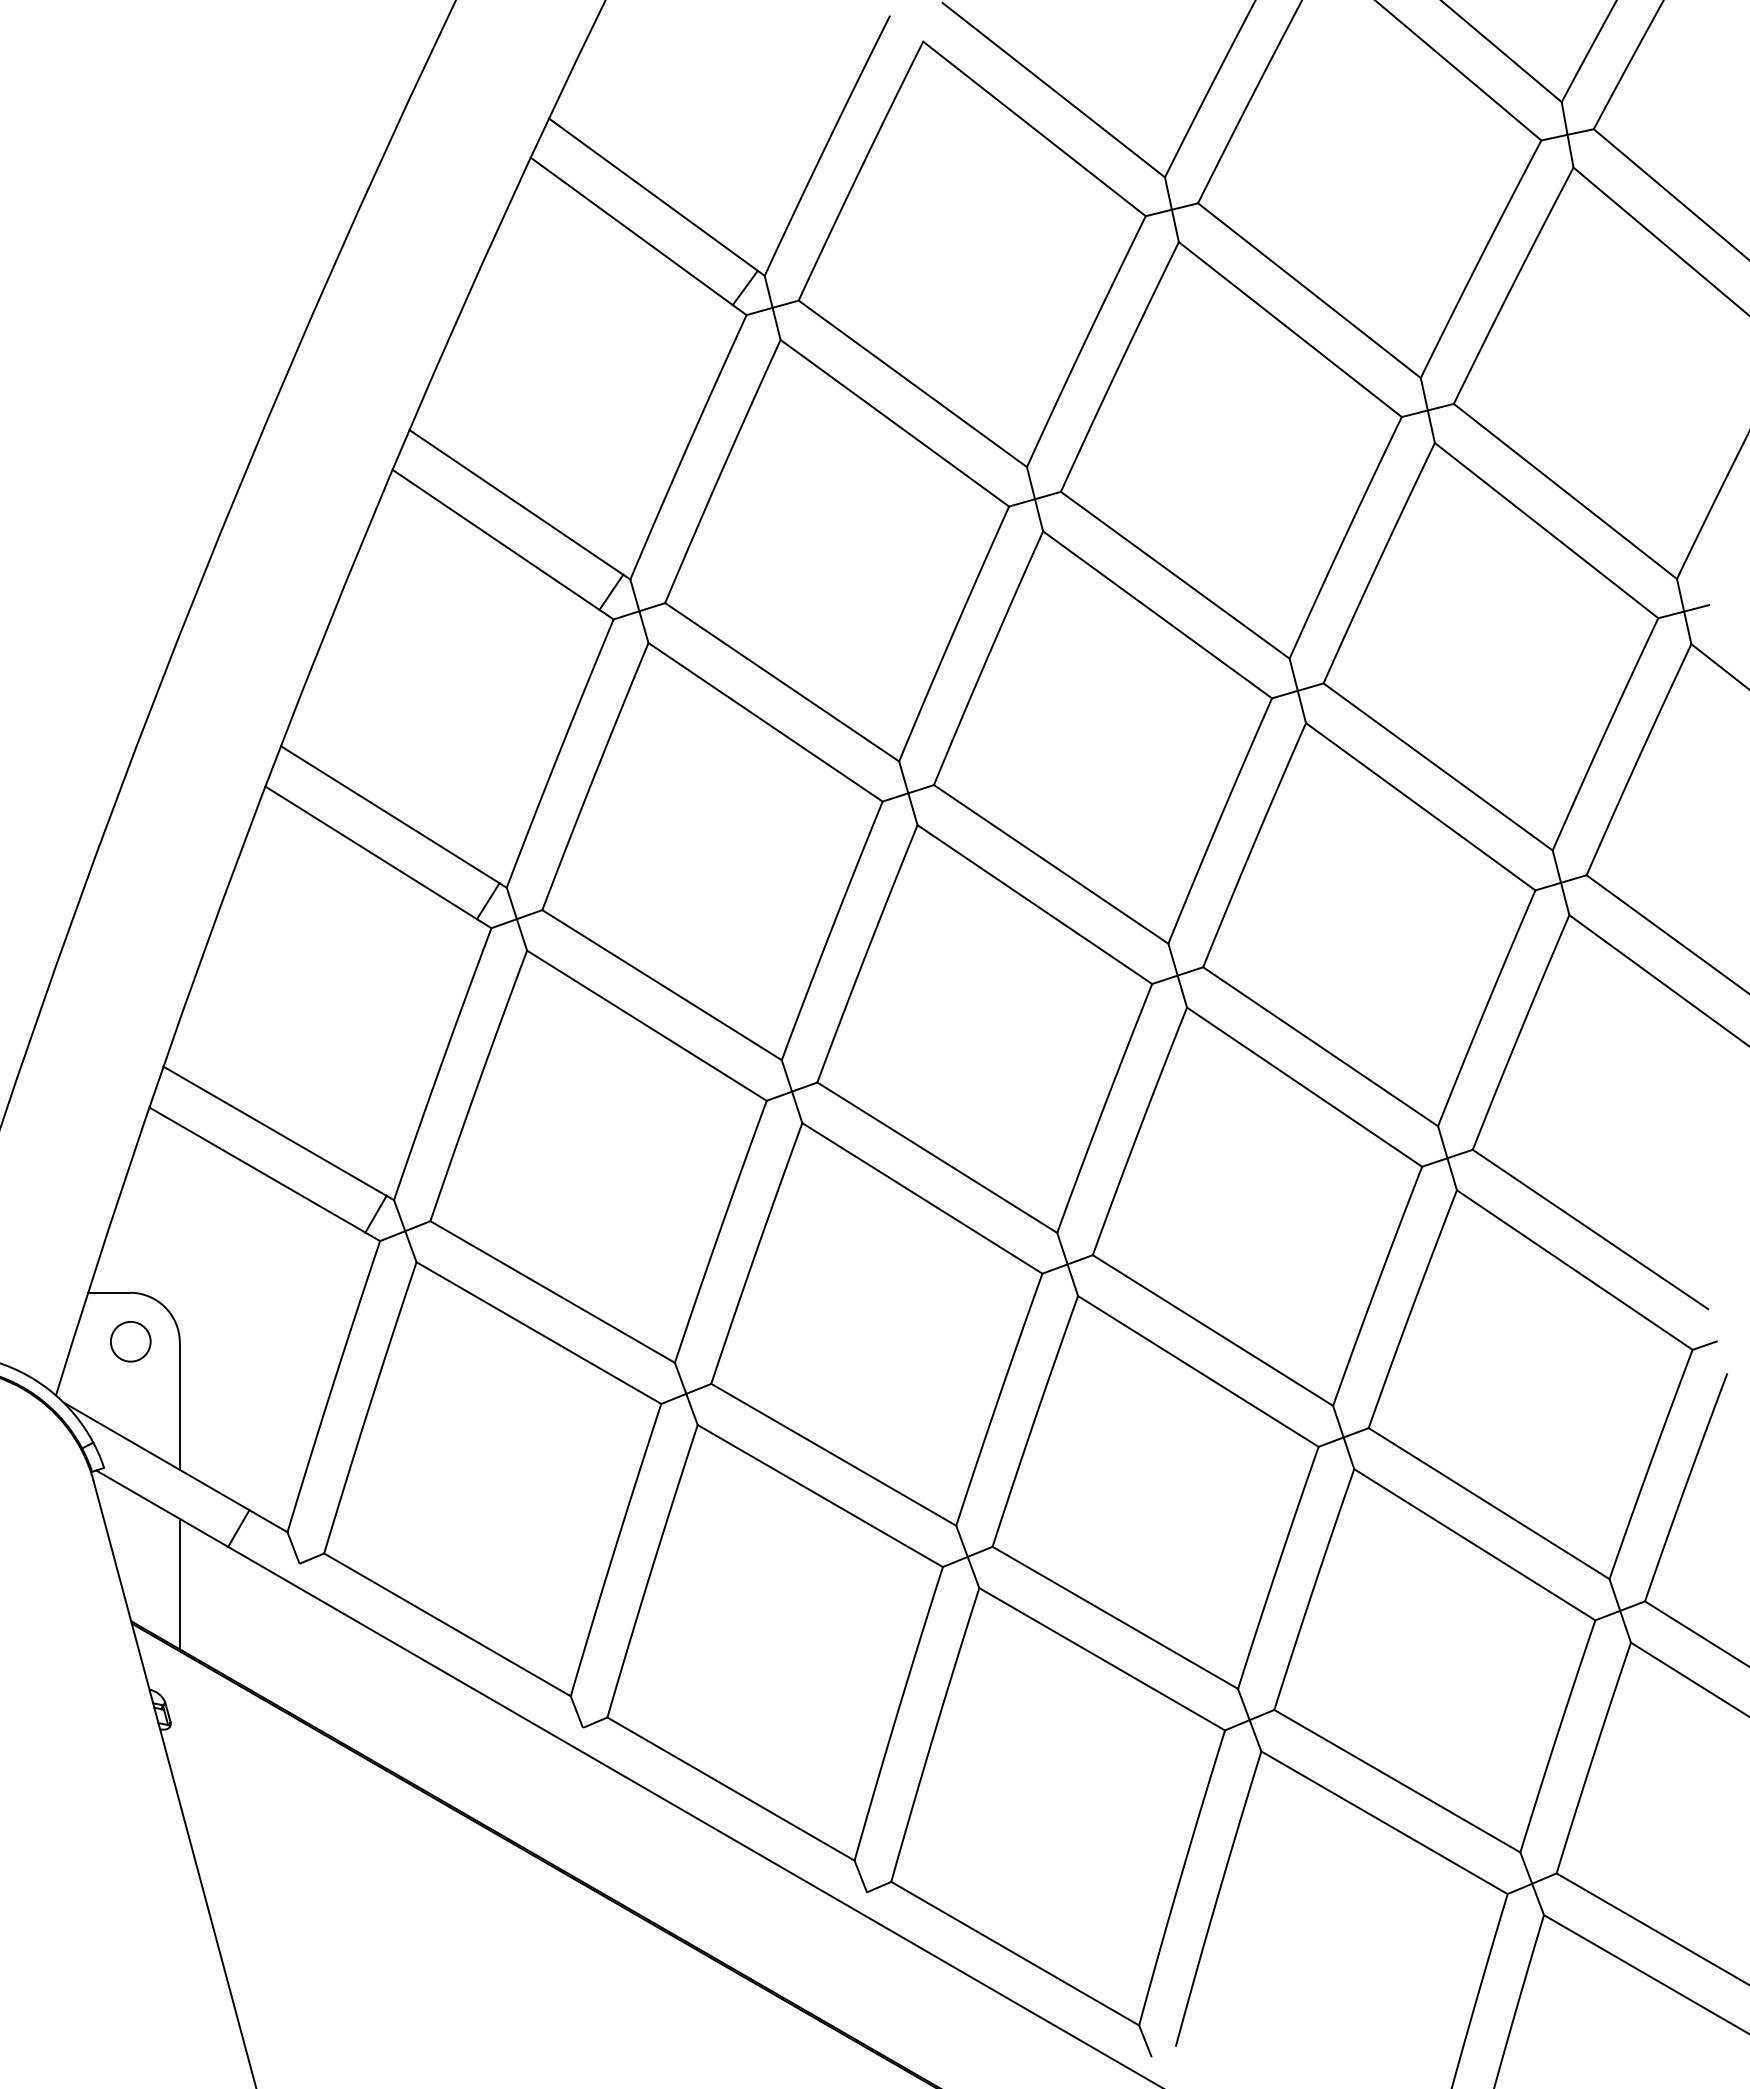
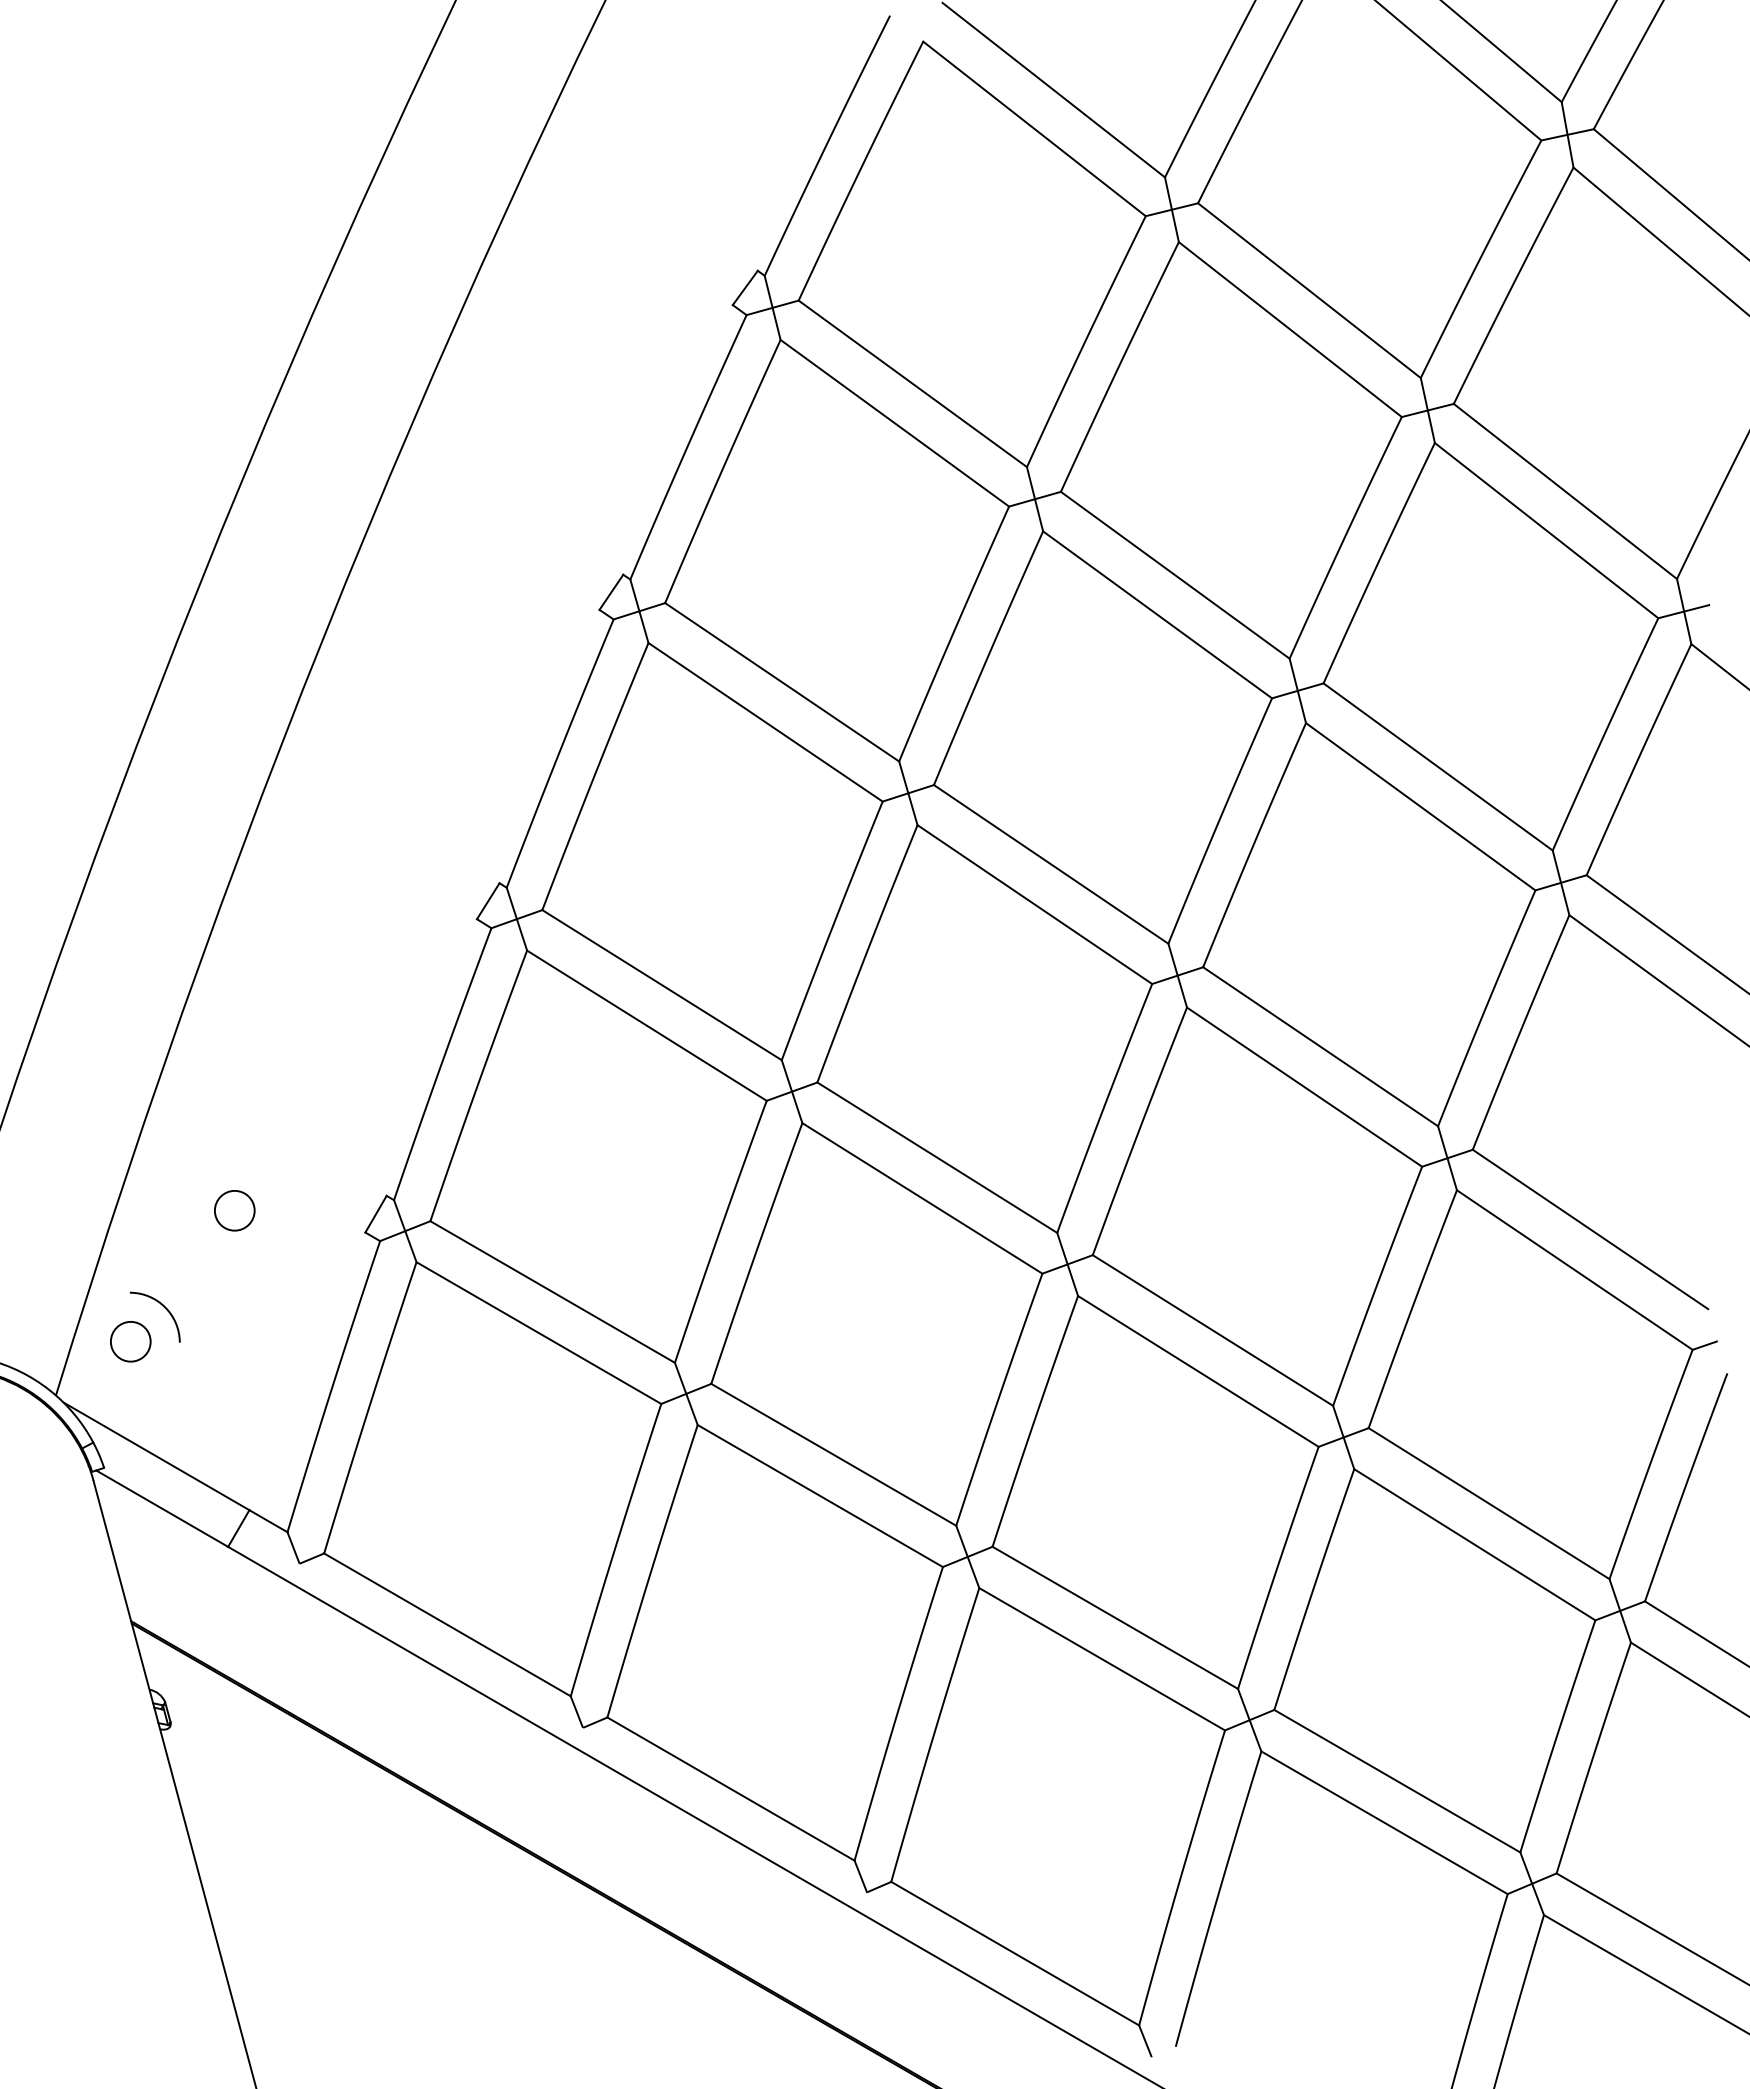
line: present -> none (653, 194)
line: present -> none (631, 231)
line: present -> none (516, 502)
line: present -> none (495, 539)
line: present -> none (389, 814)
line: present -> none (371, 852)
line: present -> none (274, 1130)
line: present -> none (257, 1169)
circle: none -> present (234, 1210)
line: present -> none (108, 1292)
line: present -> none (179, 1405)
line: present -> none (179, 1583)
